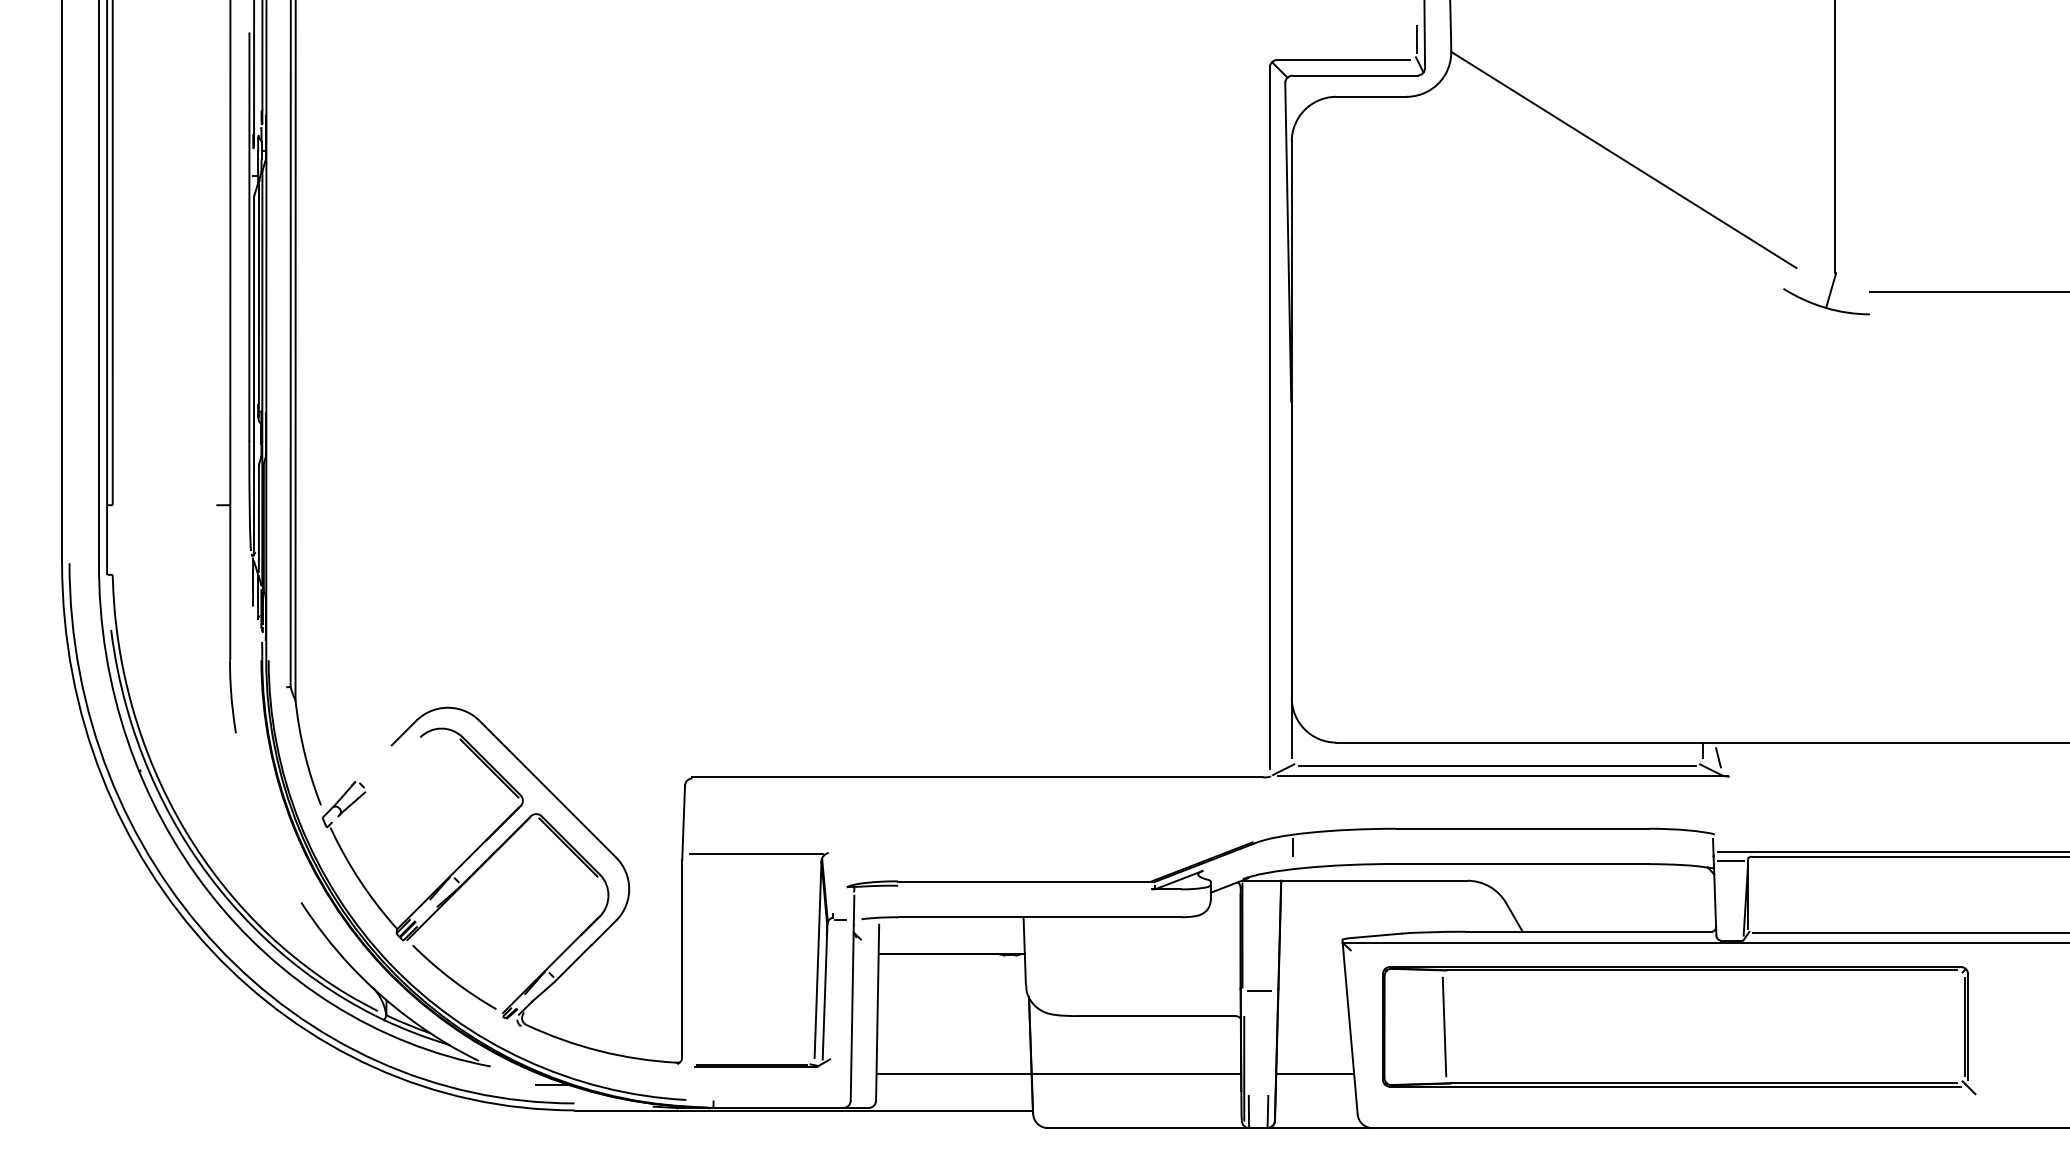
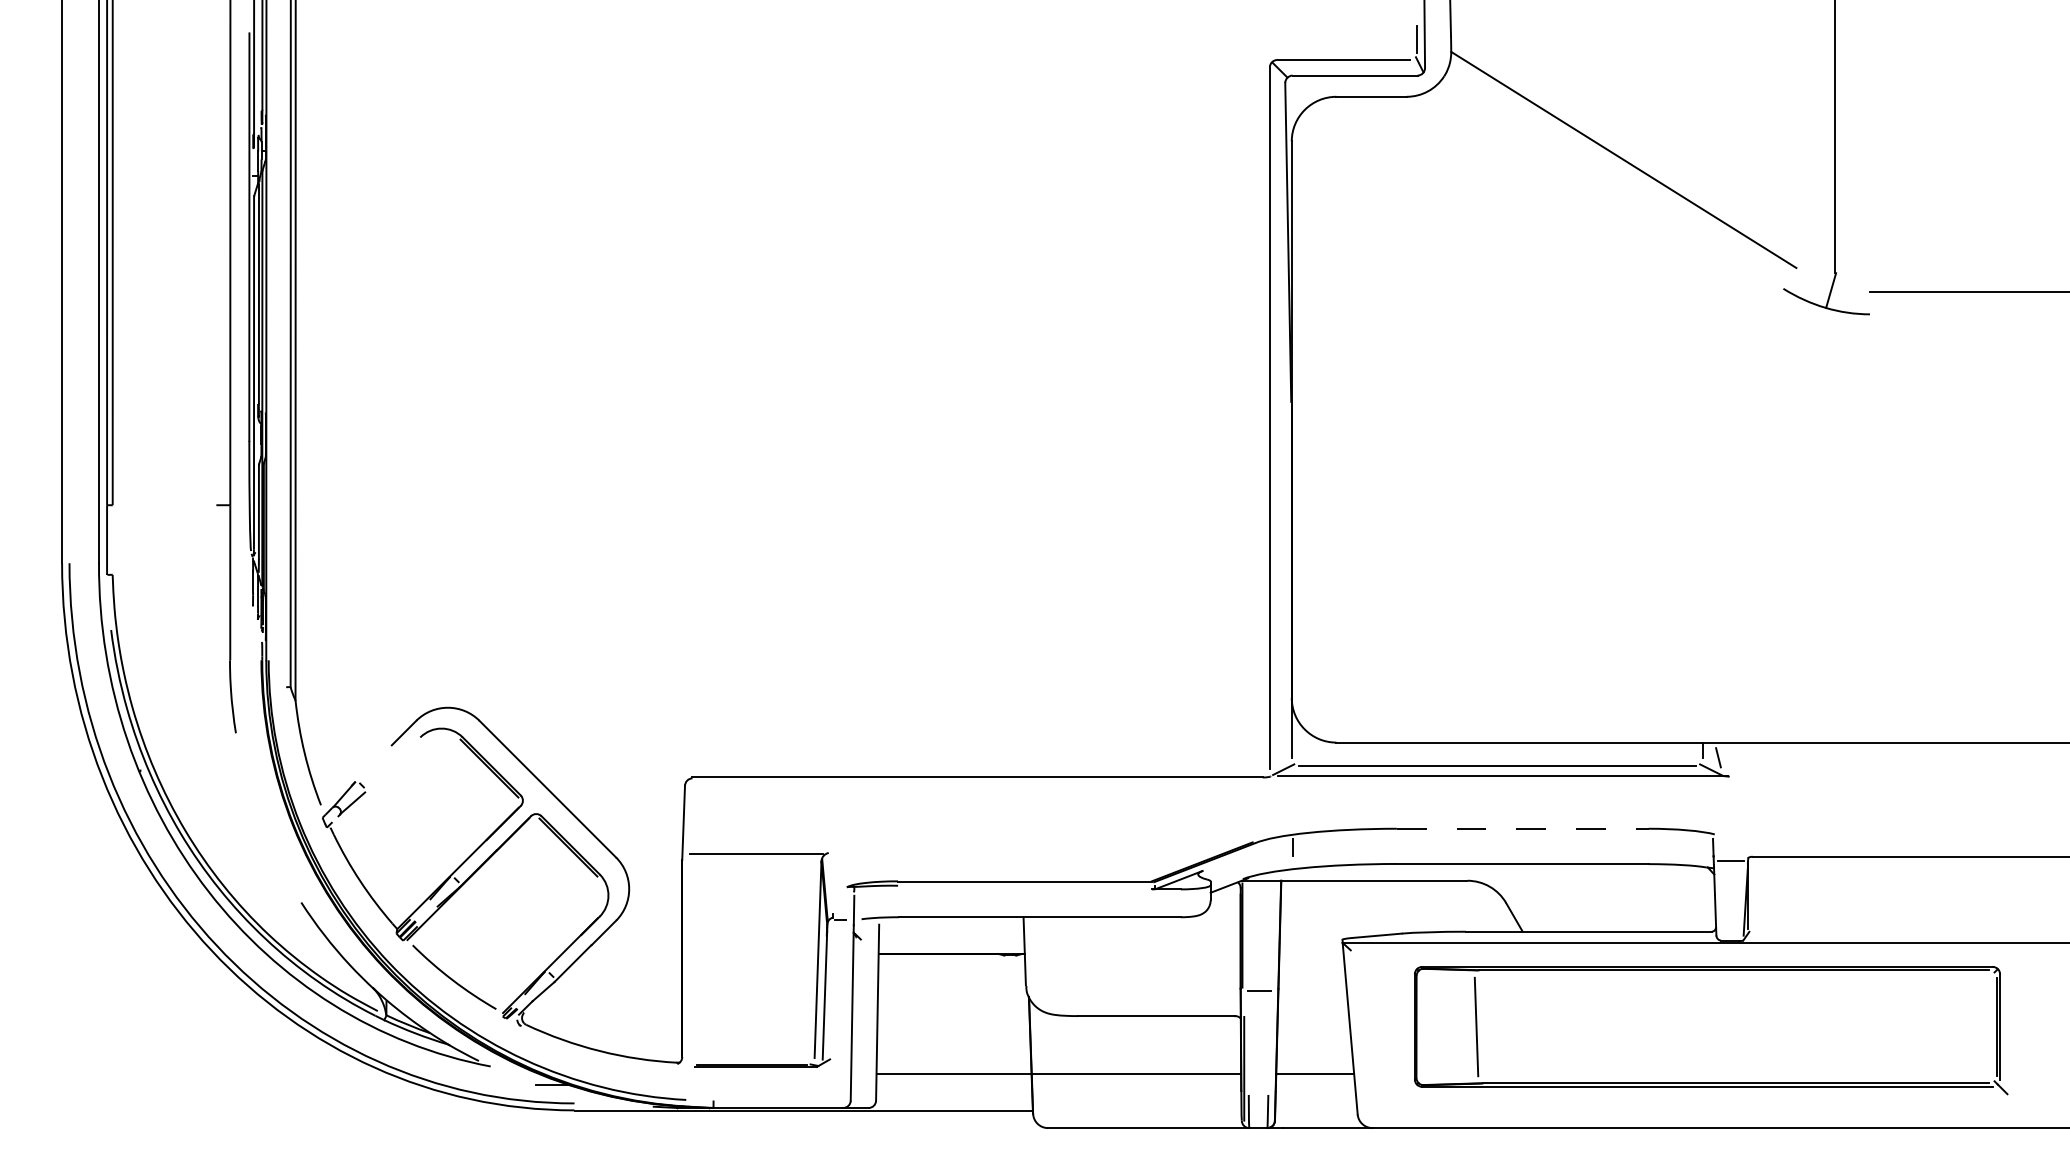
line: solid -> dashed (1522, 828)
line: present -> none (1892, 851)
line: present -> none (1909, 933)
part position: (1679, 1082) -> (1711, 1082) (1711, 1082)
